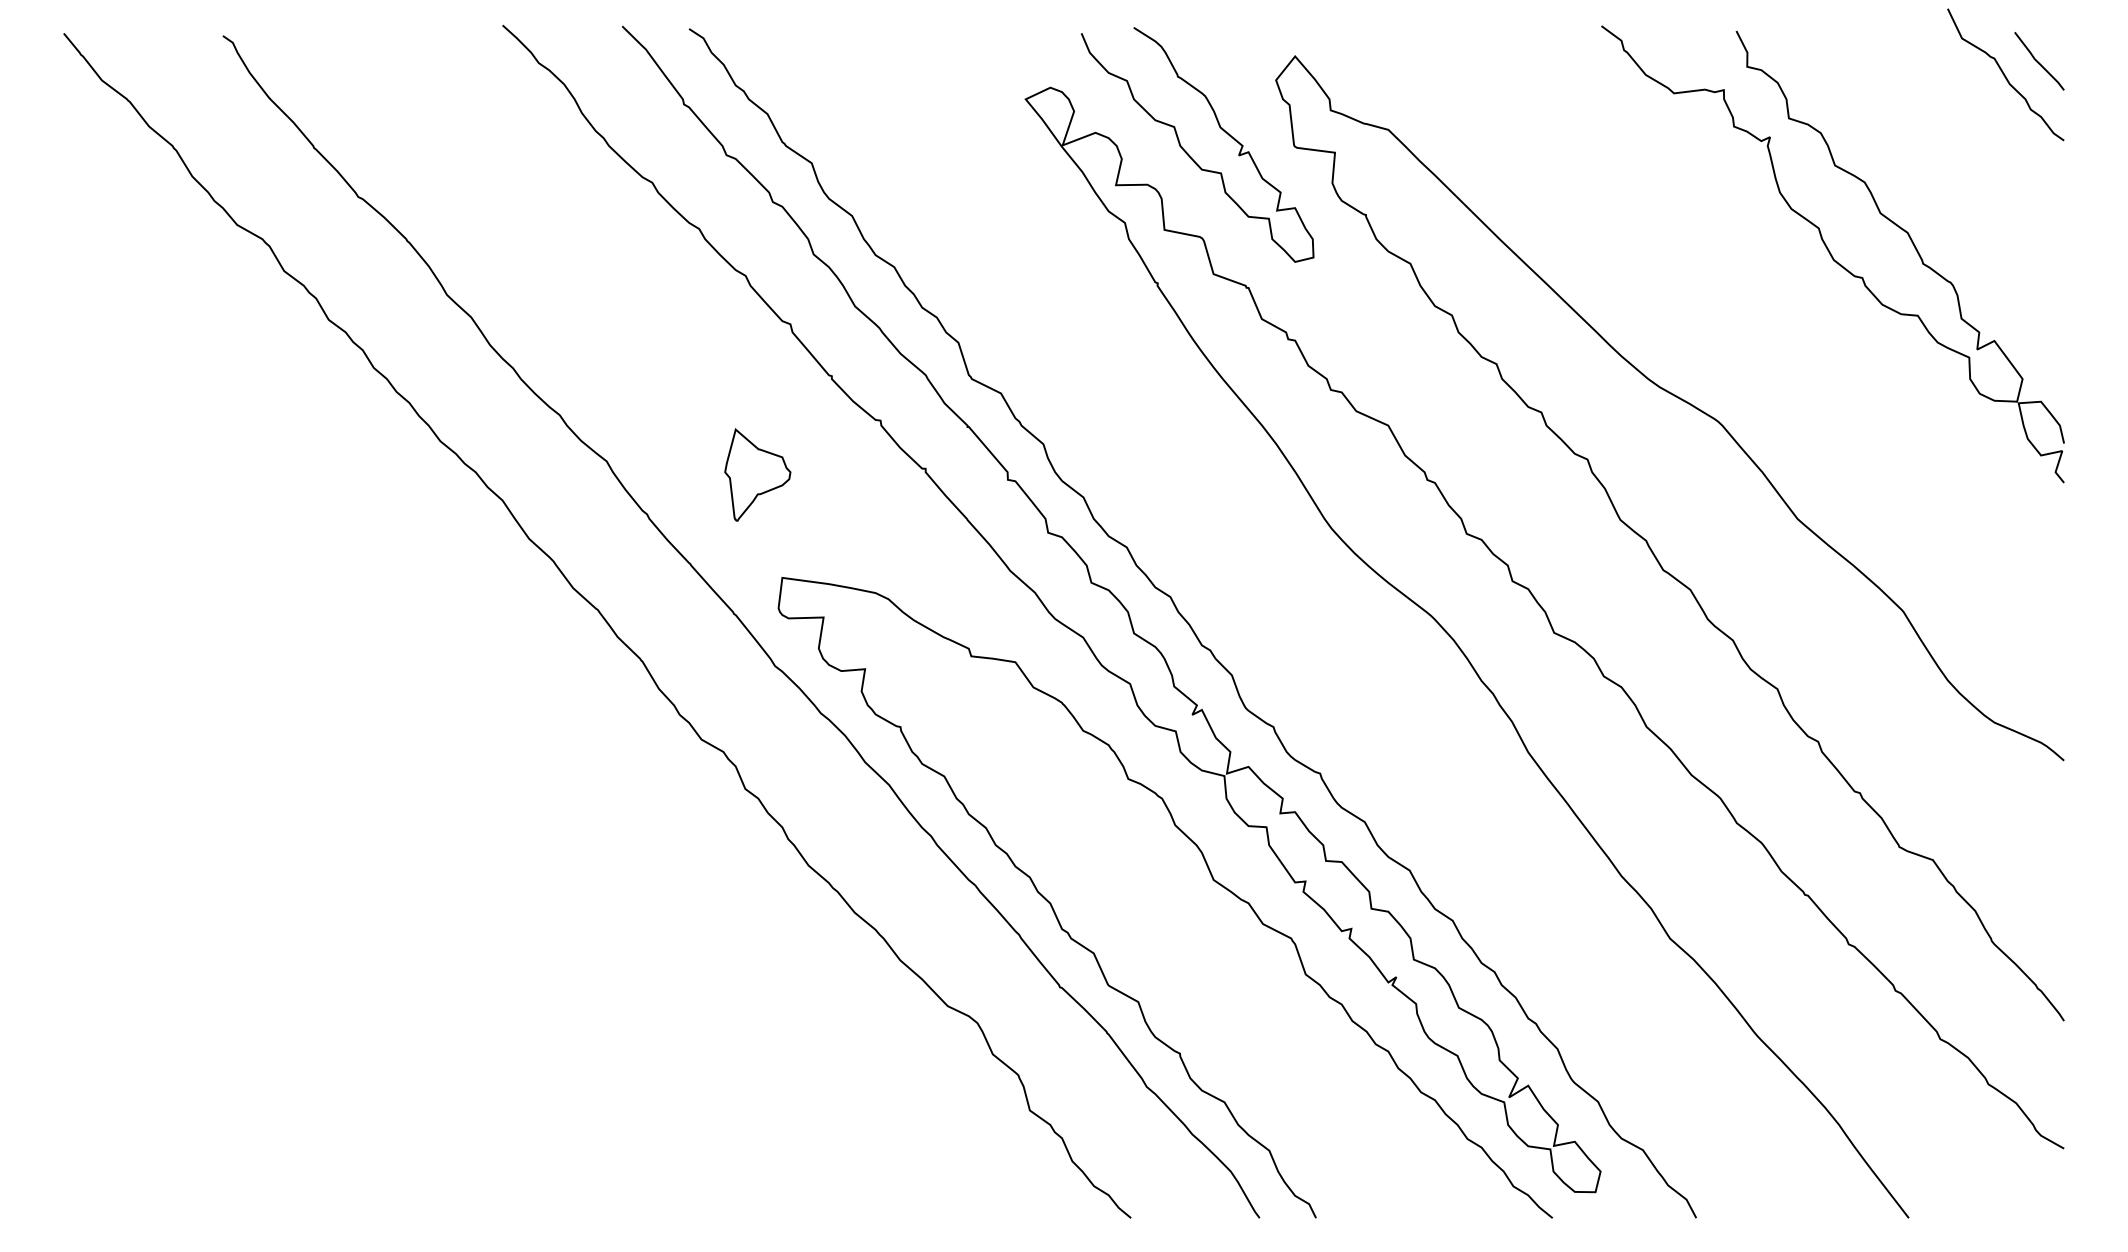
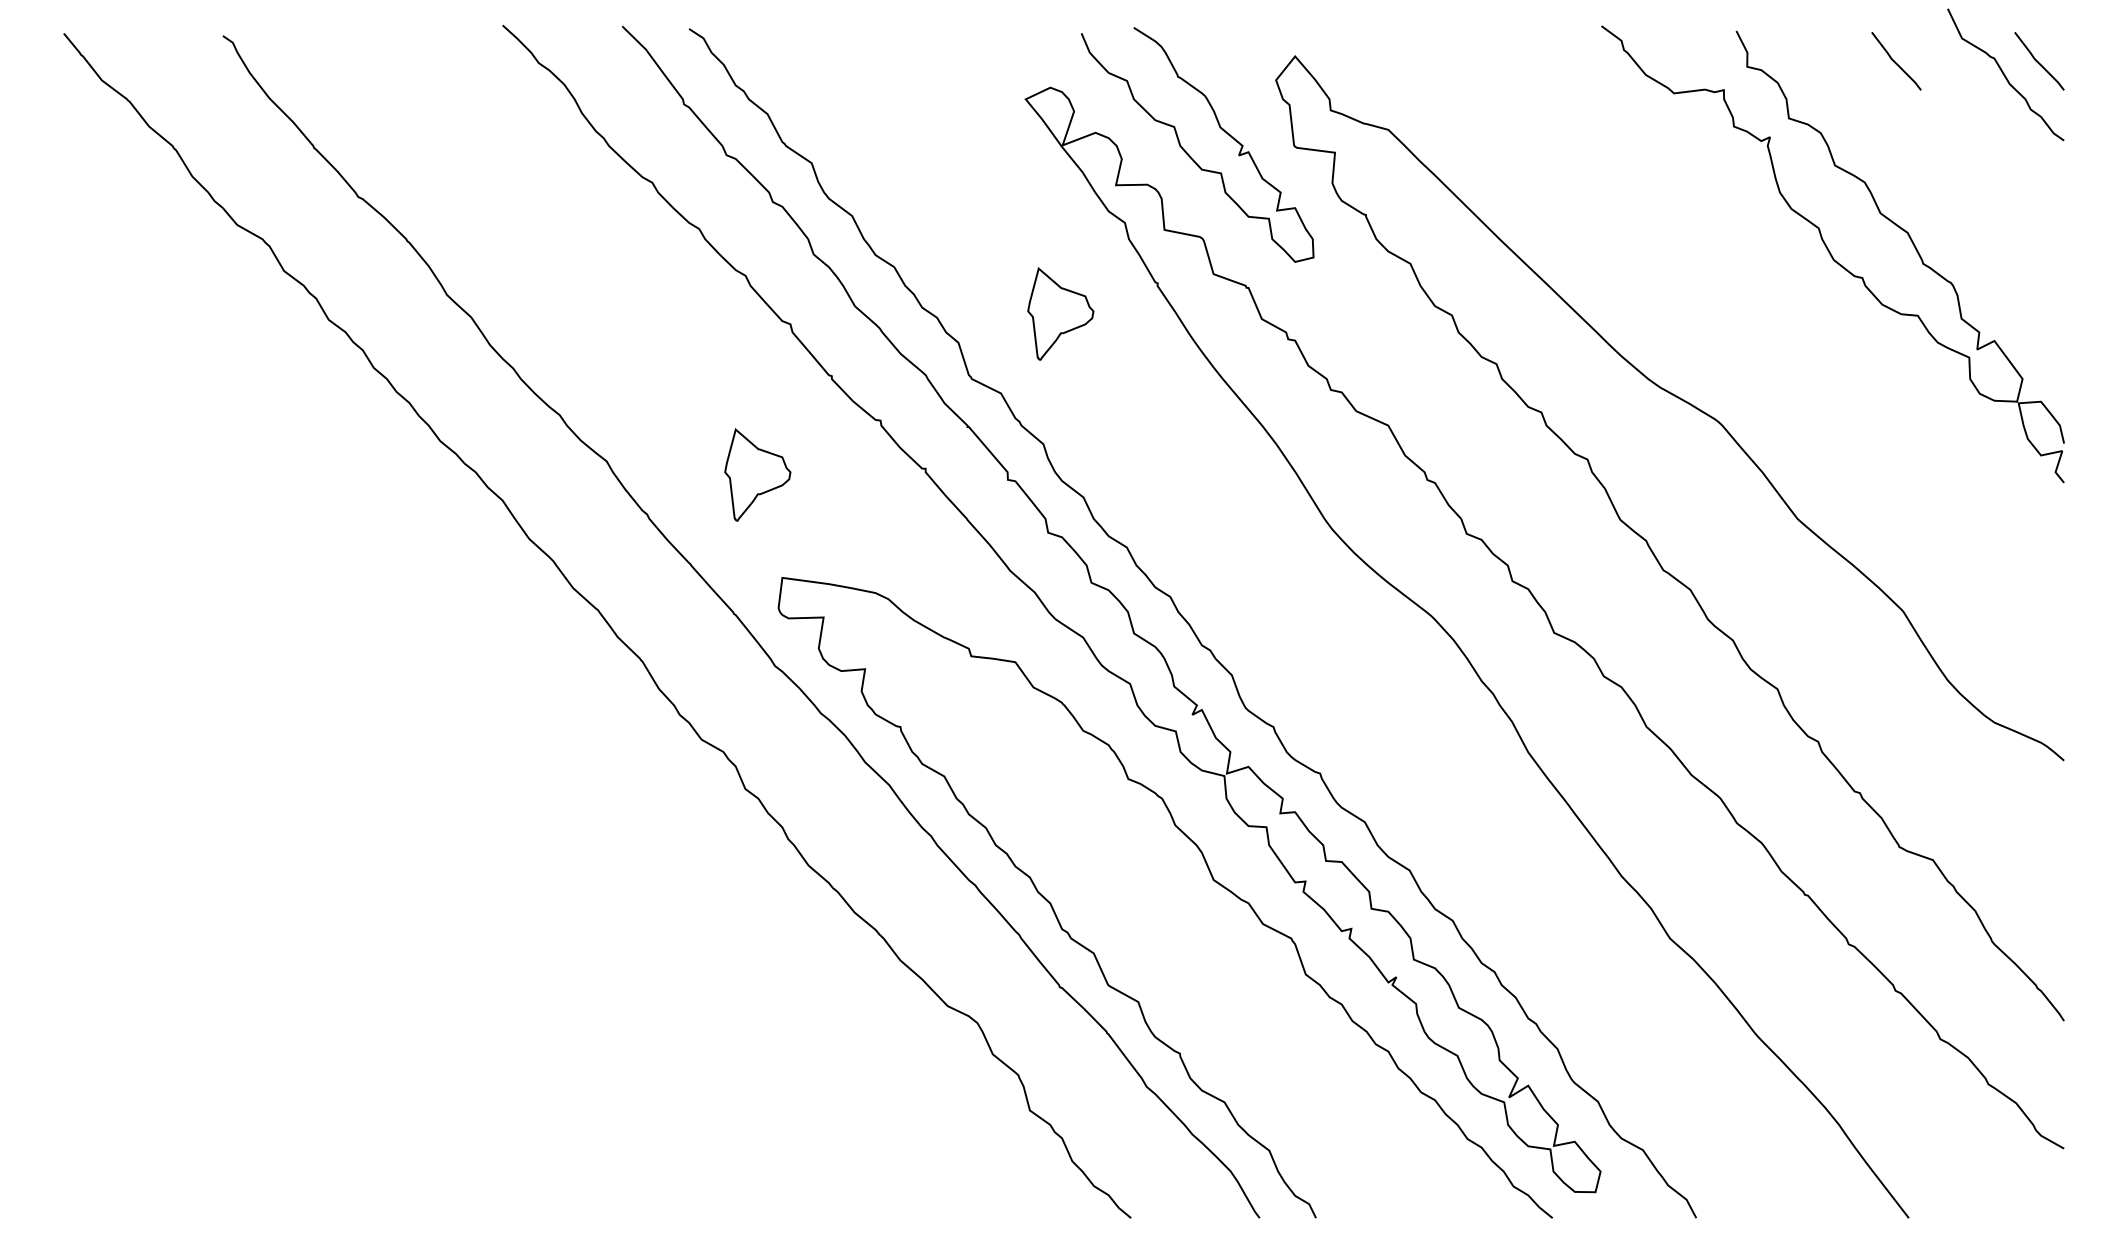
curve: none -> present (1895, 61)
part: none -> present (1060, 313)
